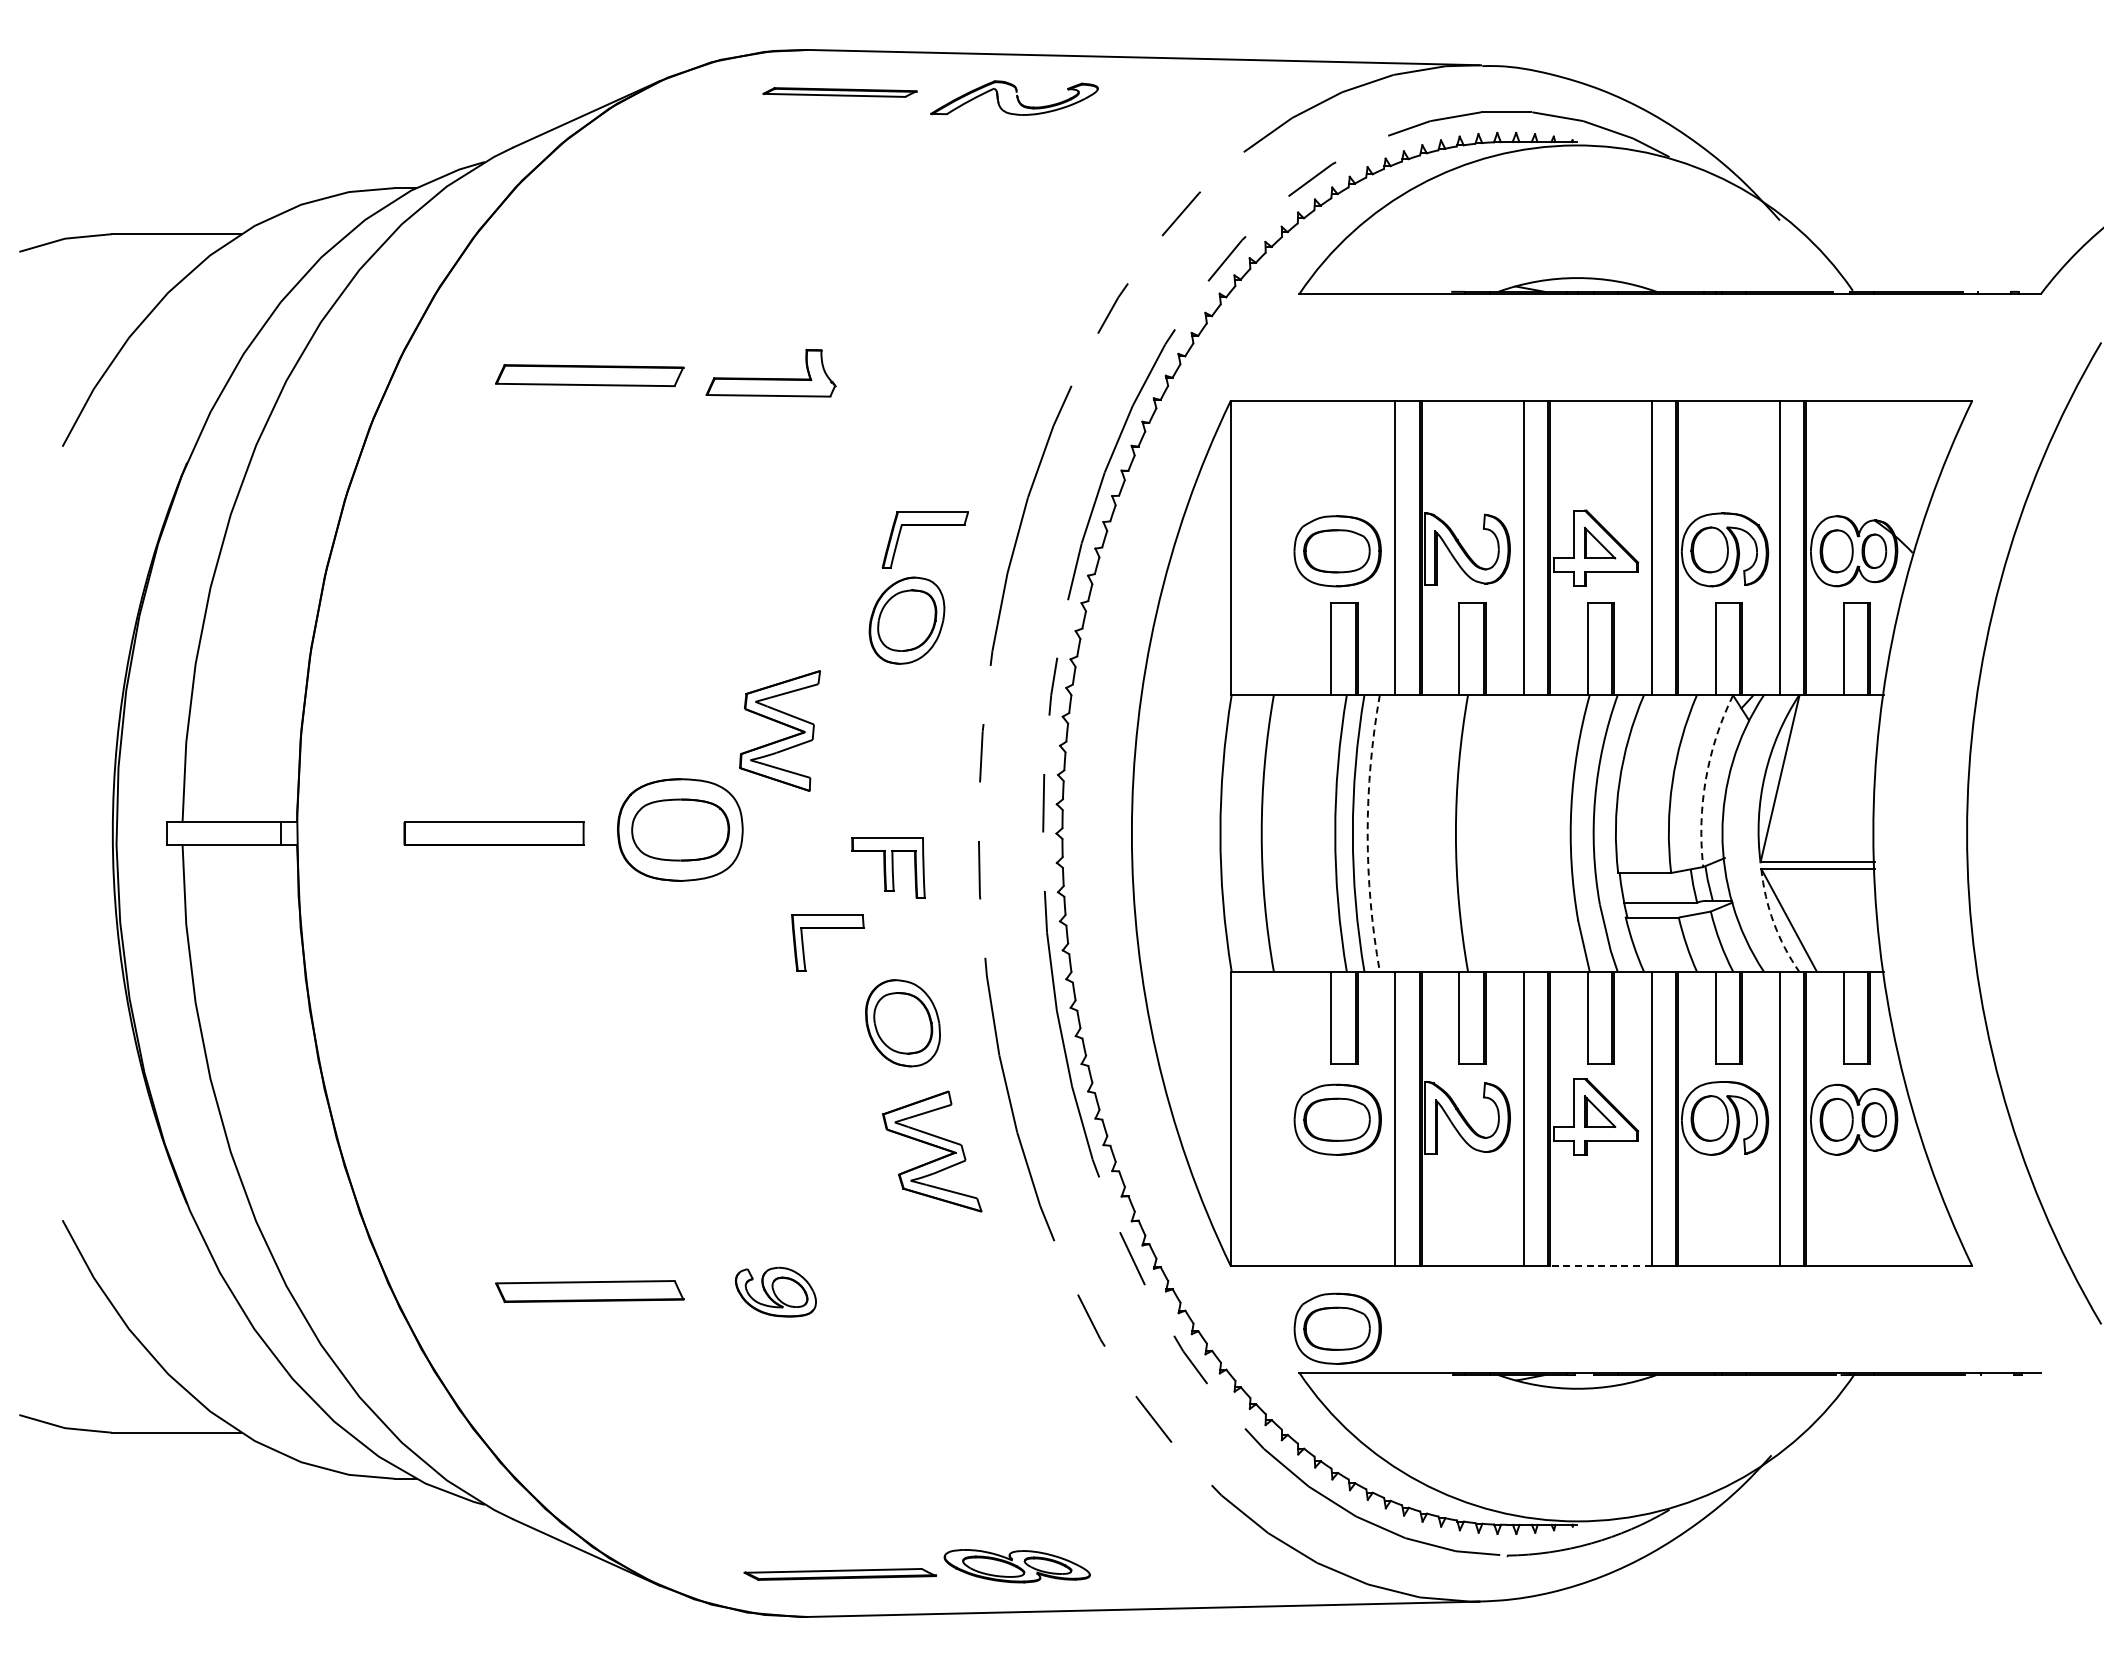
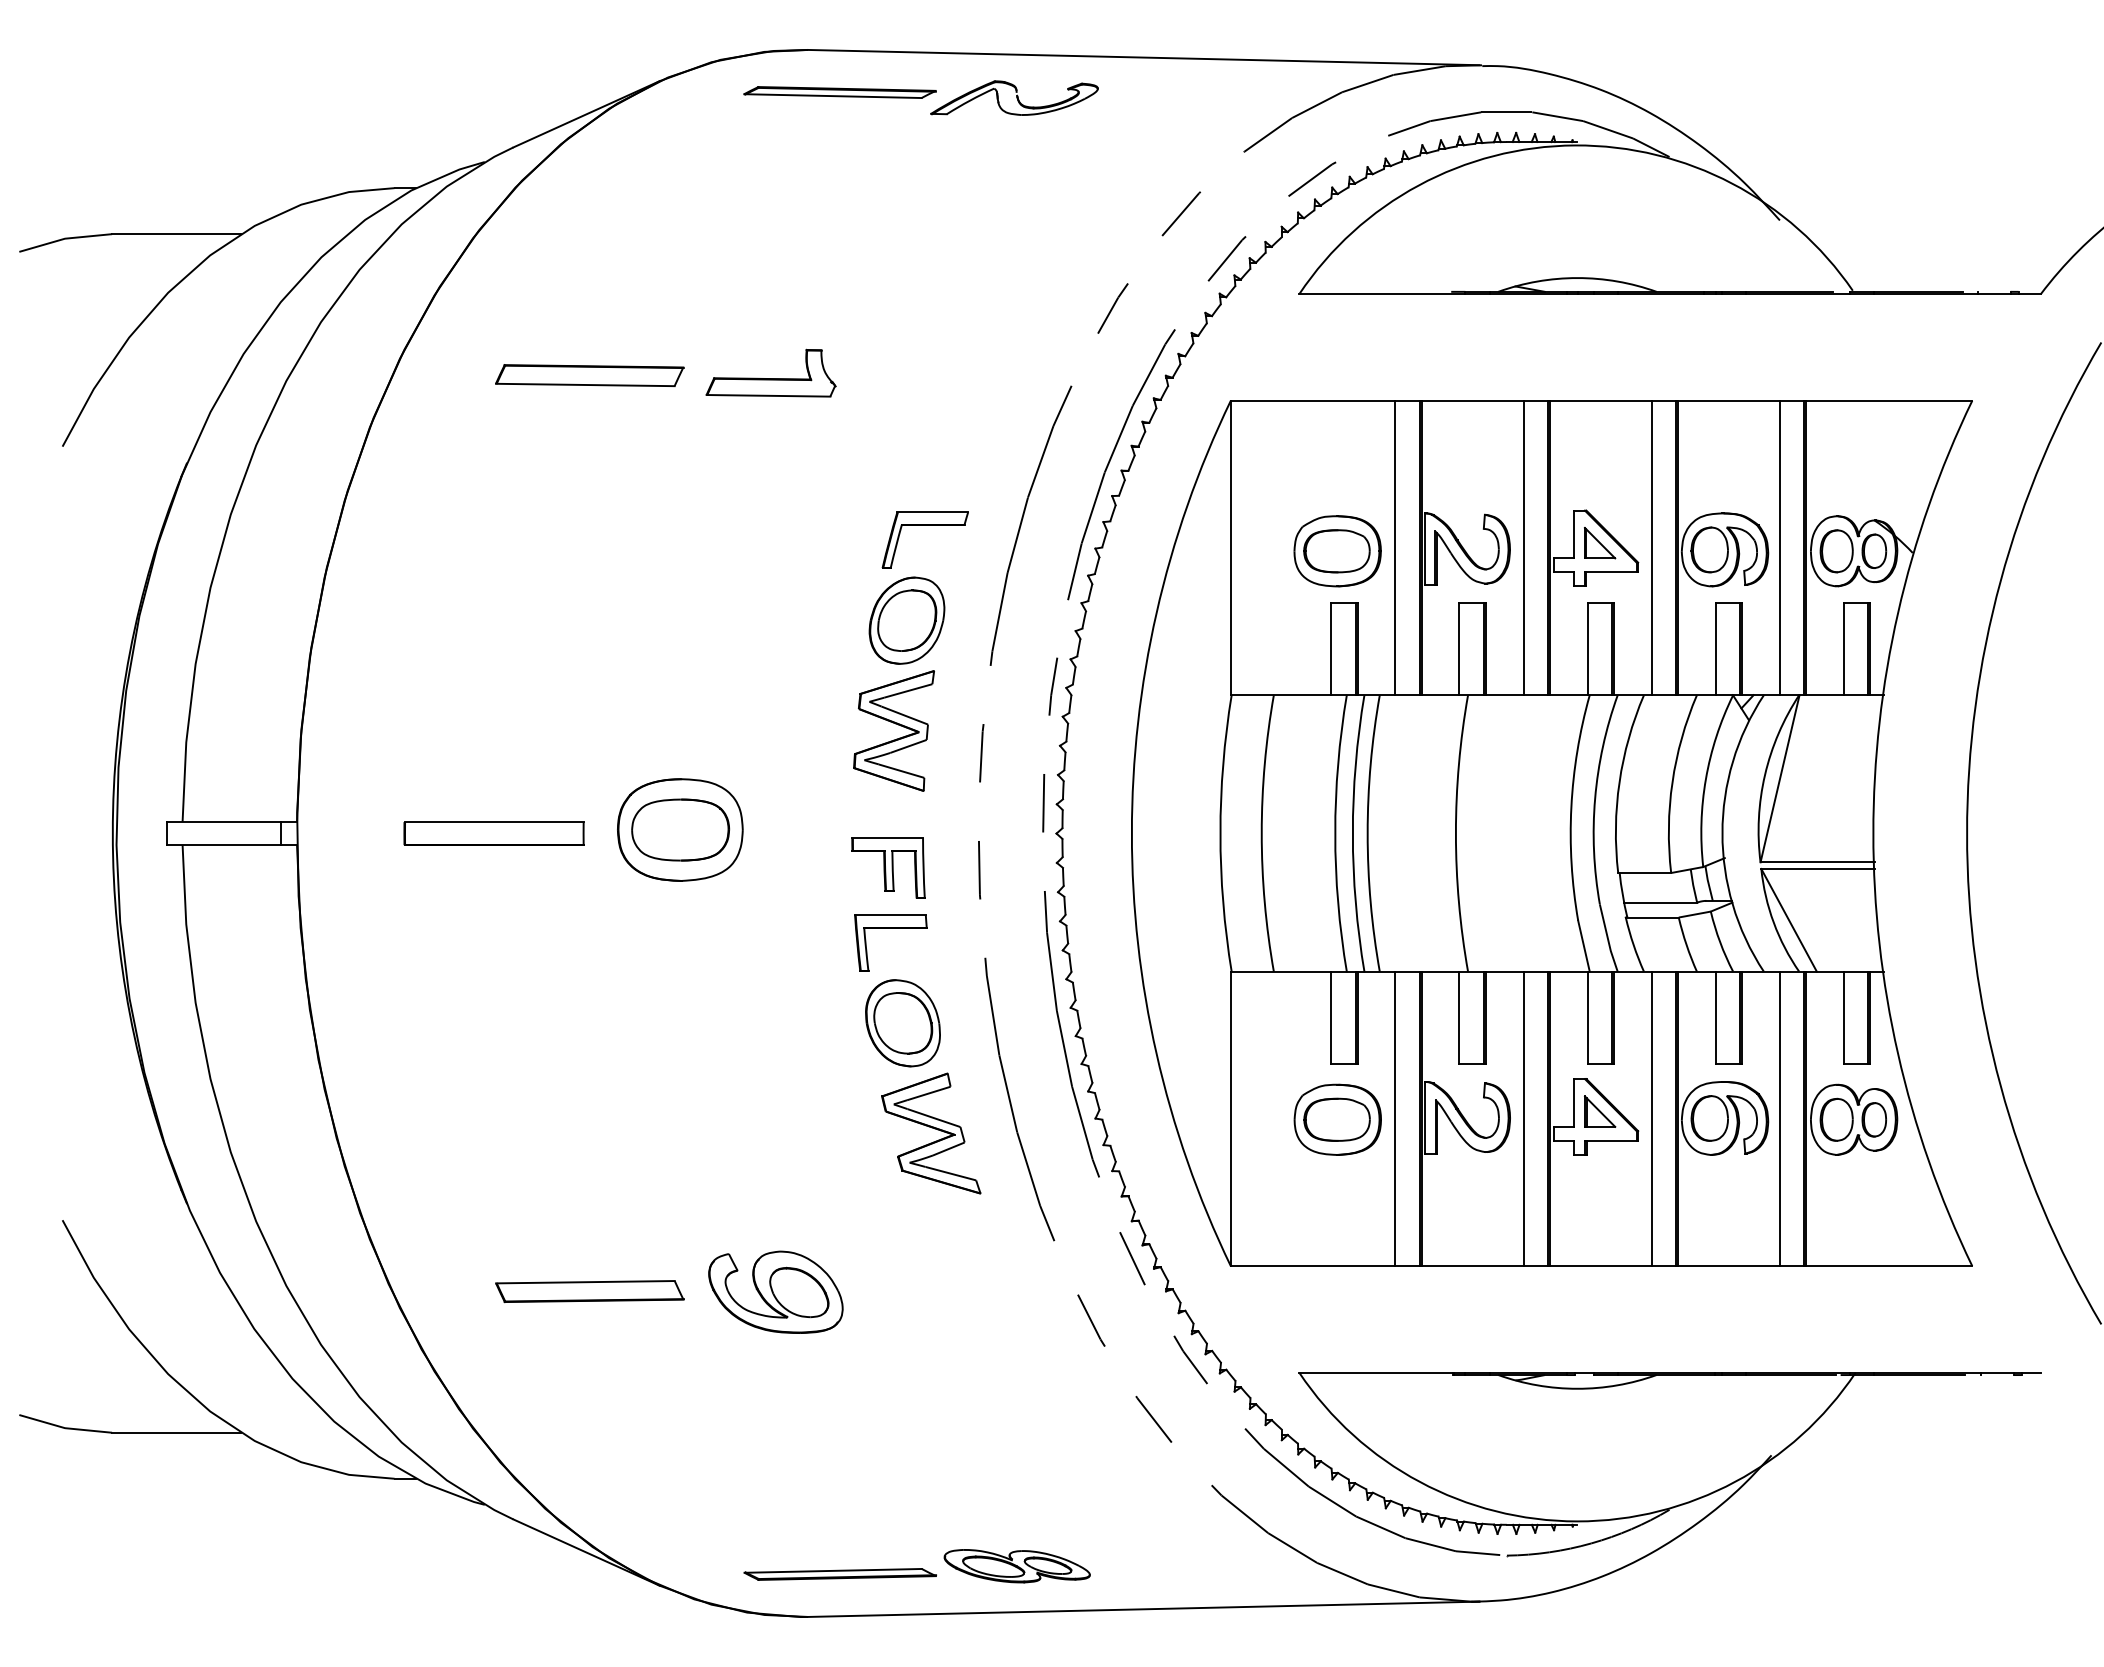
part size: 156x11 px -> 194x13 px (839, 92)
part position: (781, 724) -> (895, 724) (895, 724)
arc: dashed -> solid (1705, 779)
arc: dashed -> solid (1367, 833)
arc: dashed -> solid (1773, 922)
part position: (827, 928) -> (890, 928) (890, 928)
part position: (932, 1151) -> (931, 1133) (931, 1133)
line: dashed -> solid (1600, 1266)
part size: 82x52 px -> 136x84 px (775, 1291)
part: present -> none (1337, 1328)
